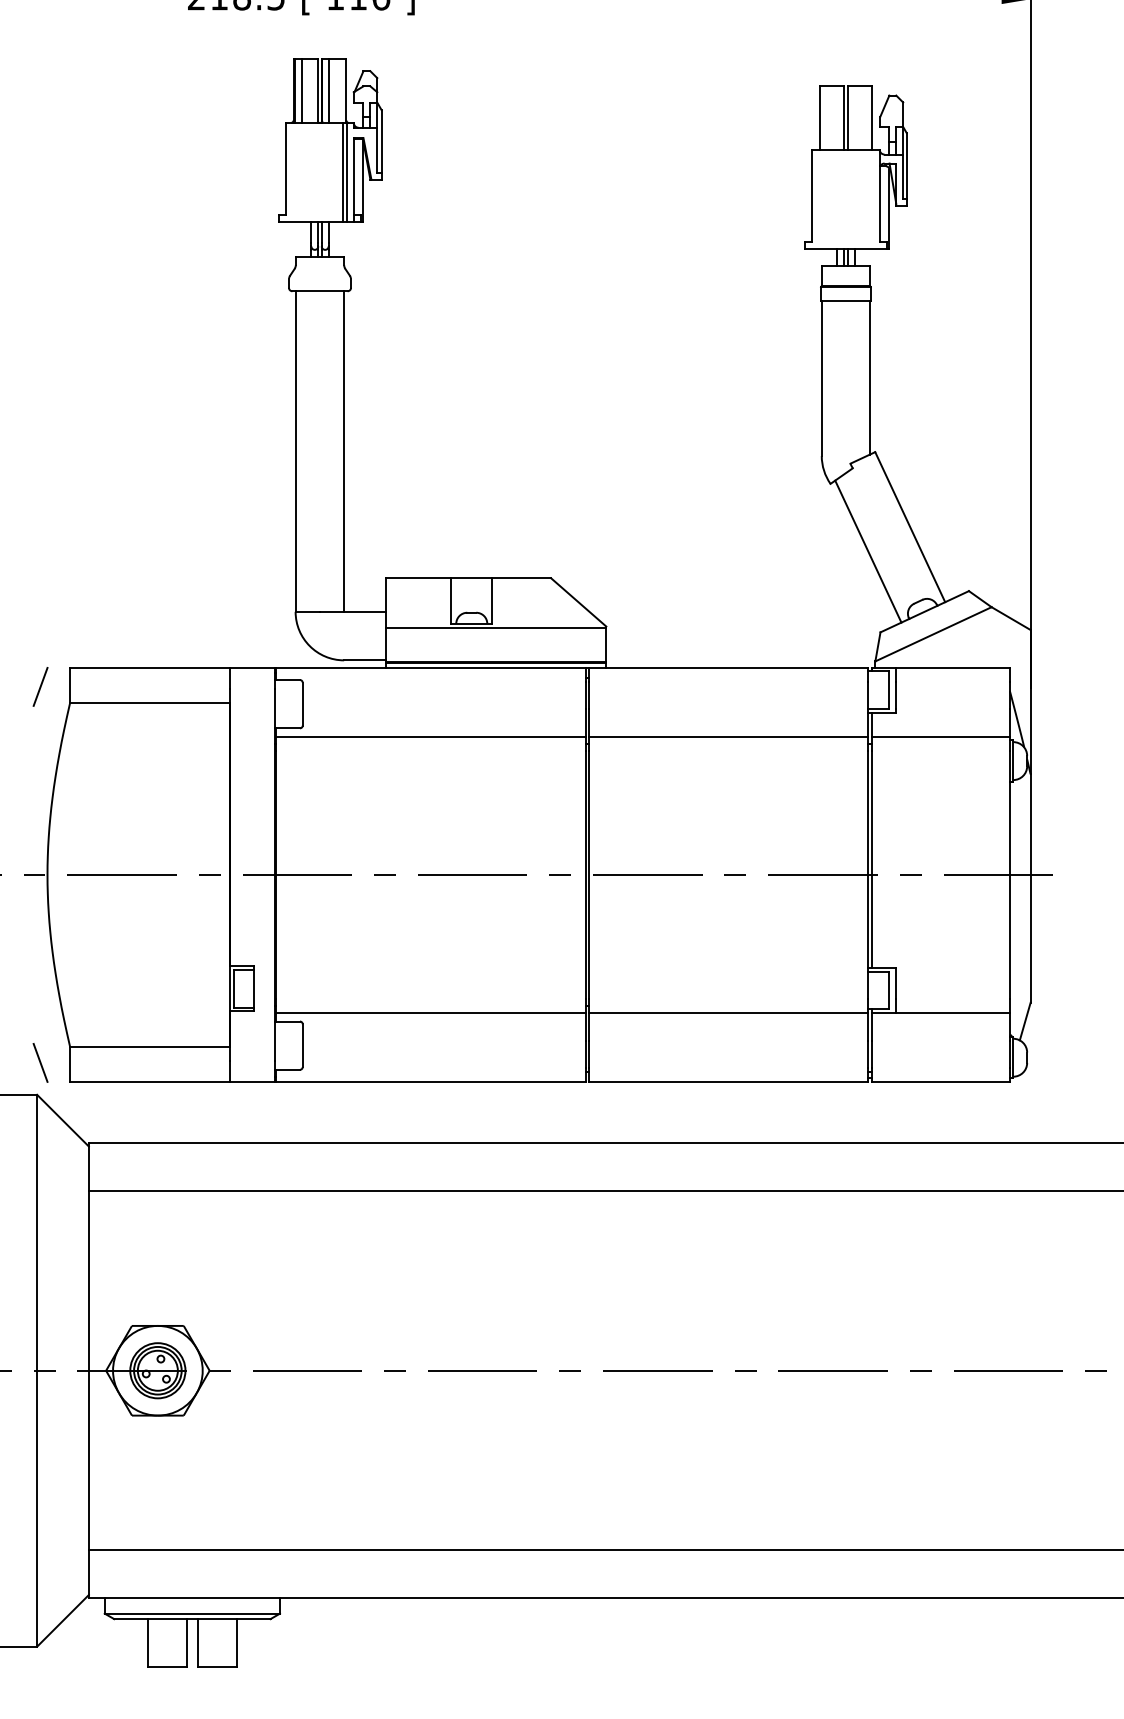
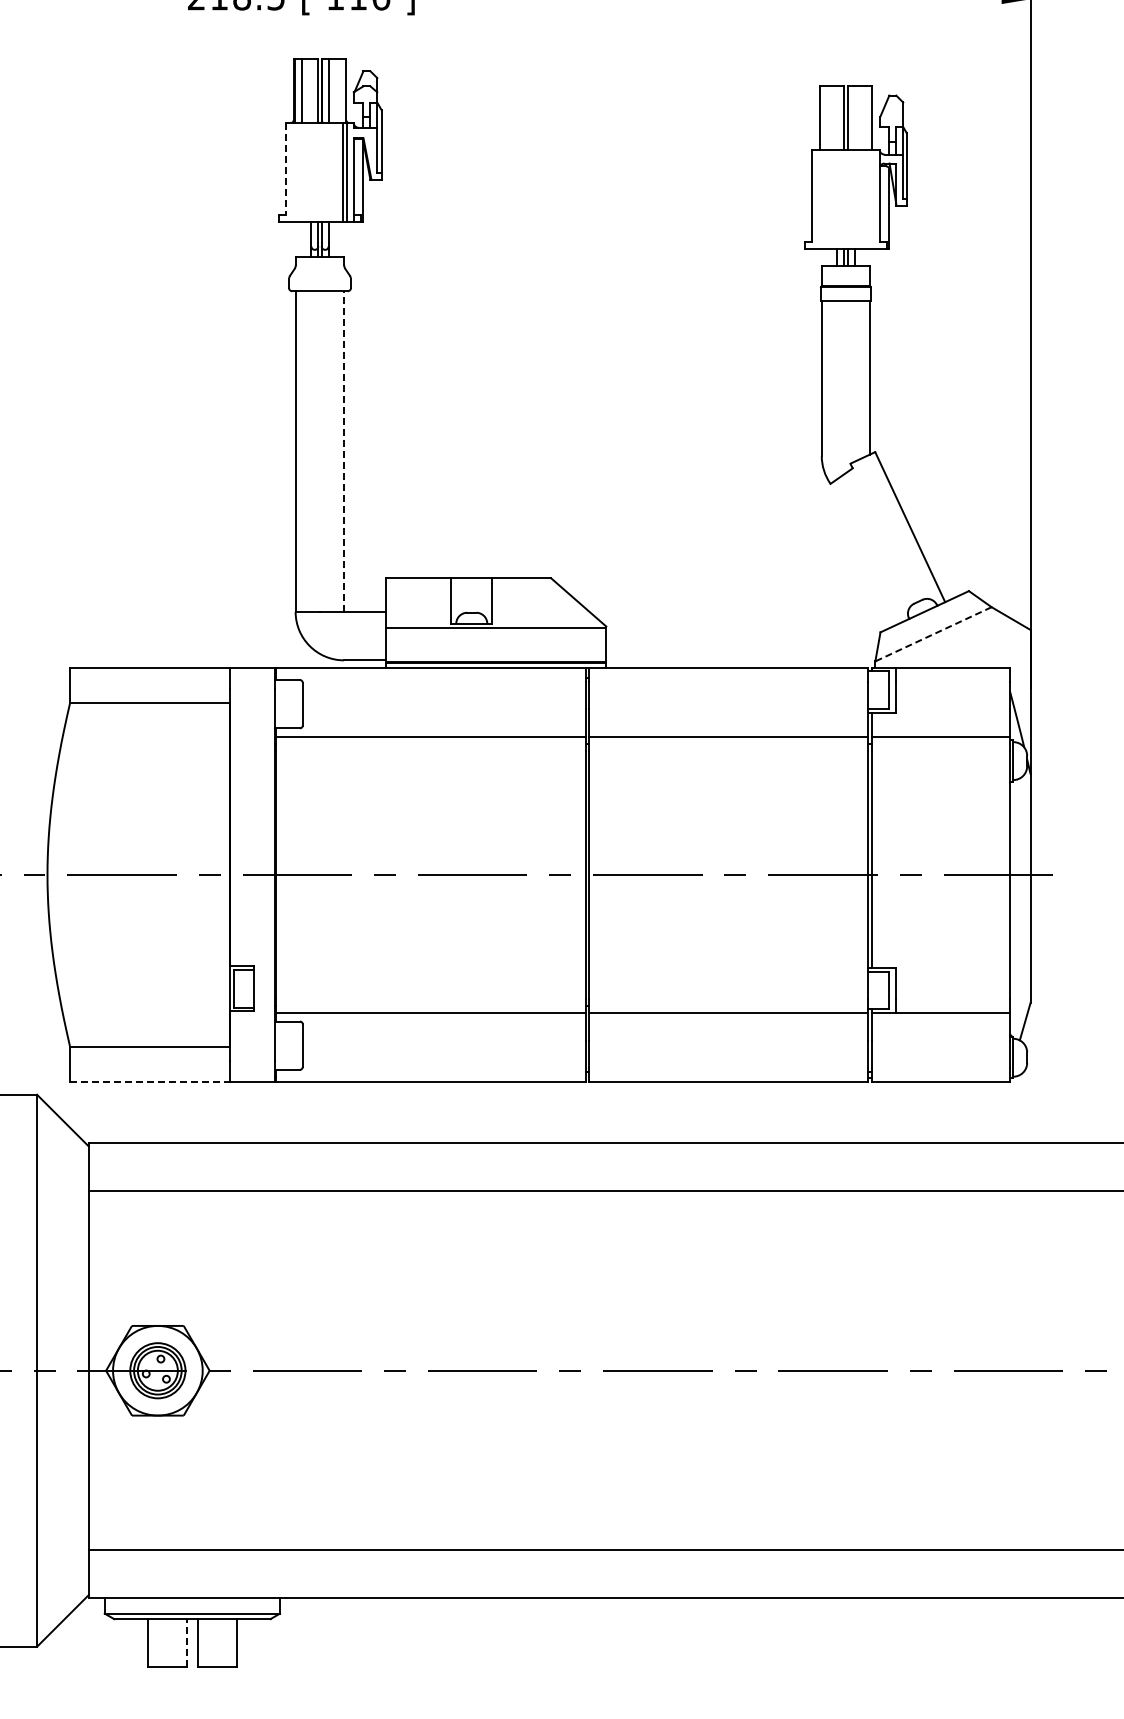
line: solid -> dashed (286, 169)
line: solid -> dashed (344, 451)
line: present -> none (868, 551)
line: solid -> dashed (933, 634)
line: present -> none (40, 686)
line: present -> none (40, 1062)
line: solid -> dashed (150, 1081)
line: solid -> dashed (186, 1642)
